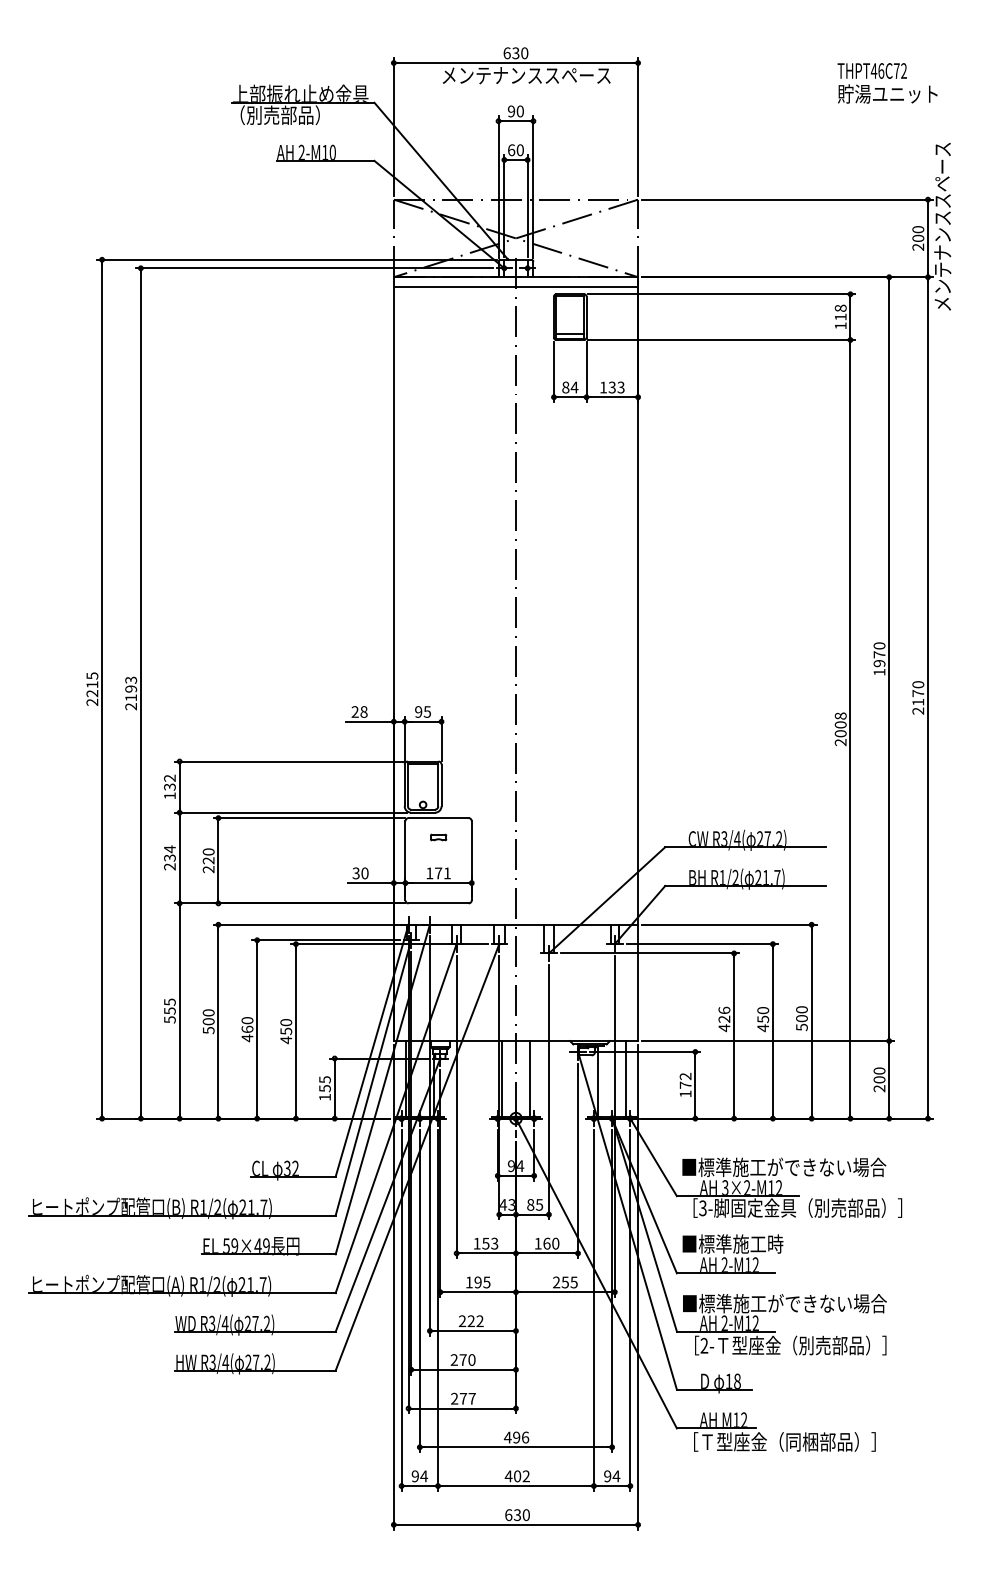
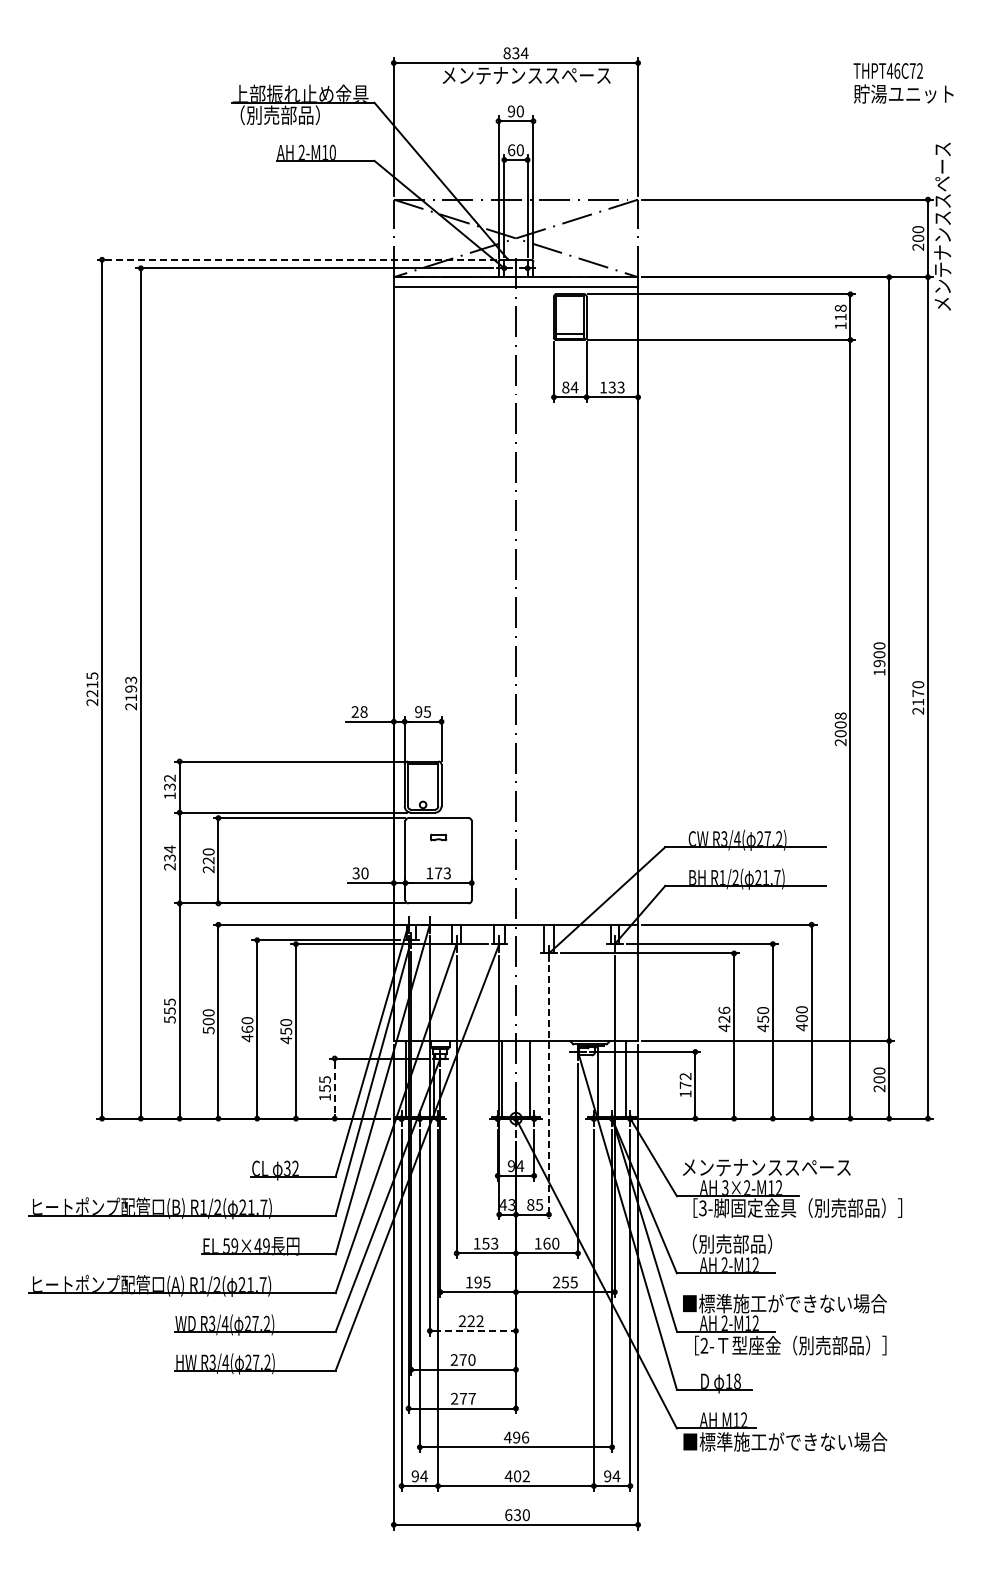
text: 630 -> 834 (515, 53)
text position: (887, 83) -> (903, 83) (903, 83)
line: solid -> dashed (296, 259)
text: 1970 -> 1900 (879, 654)
text: 171 -> 173 (446, 873)
text: 500 -> 400 (801, 1027)
line: solid -> dashed (334, 1089)
line: solid -> dashed (548, 1092)
text: ■標準施工ができない場合 -> メンテナンススペース (784, 1167)
text: ■標準施工時 -> （別売部品） (732, 1243)
line: solid -> dashed (473, 1330)
text: ［Ｔ型座金（同梱部品）］ -> ■標準施工ができない場合 (785, 1441)
